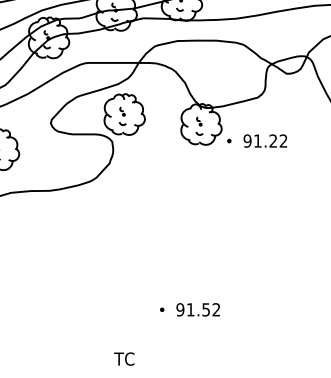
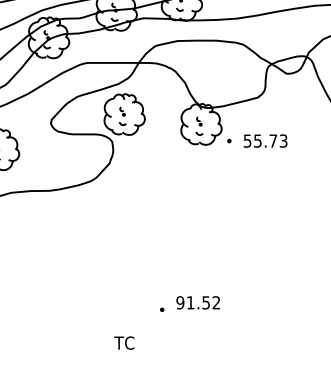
text: 91.22 -> 55.73 (265, 140)
text position: (197, 309) -> (197, 302) (197, 302)
text position: (124, 358) -> (124, 342) (124, 342)
